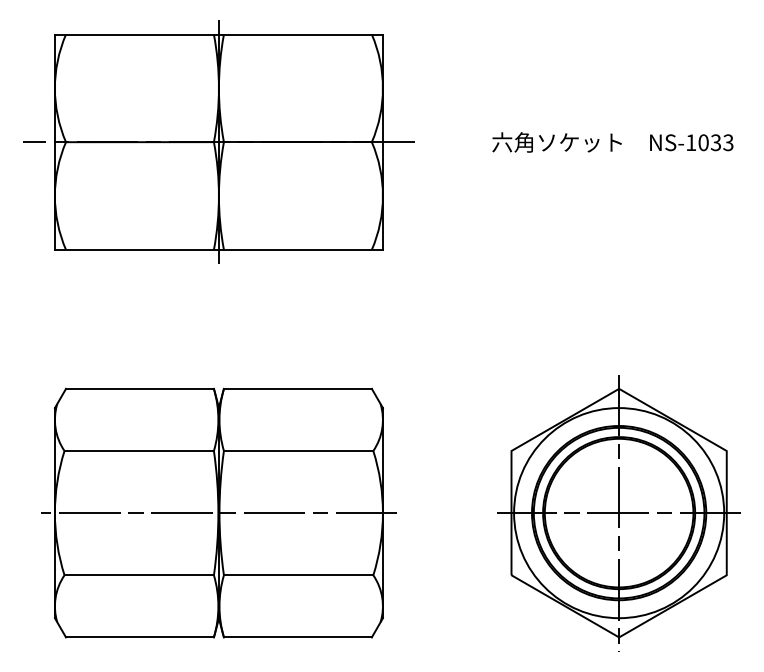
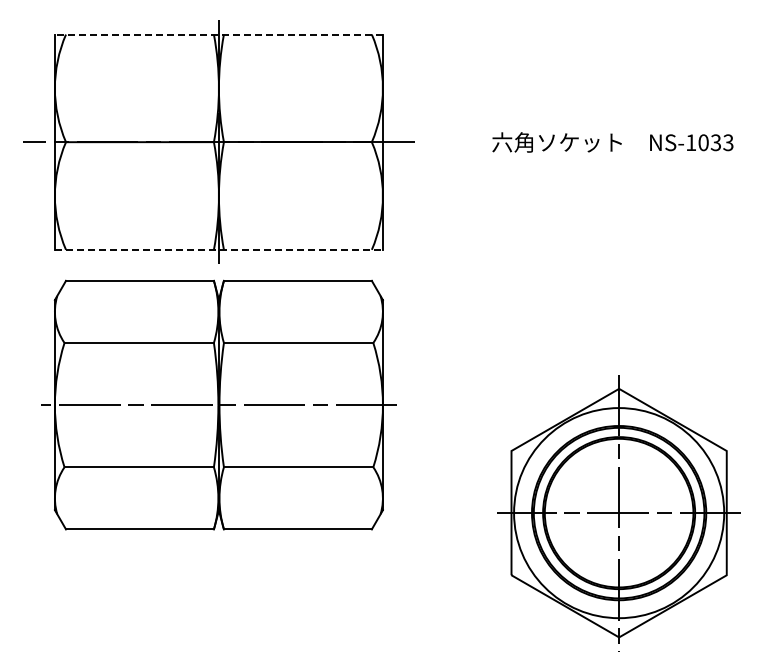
line: solid -> dashed (218, 34)
line: solid -> dashed (219, 249)
part position: (218, 512) -> (218, 404) (218, 404)
